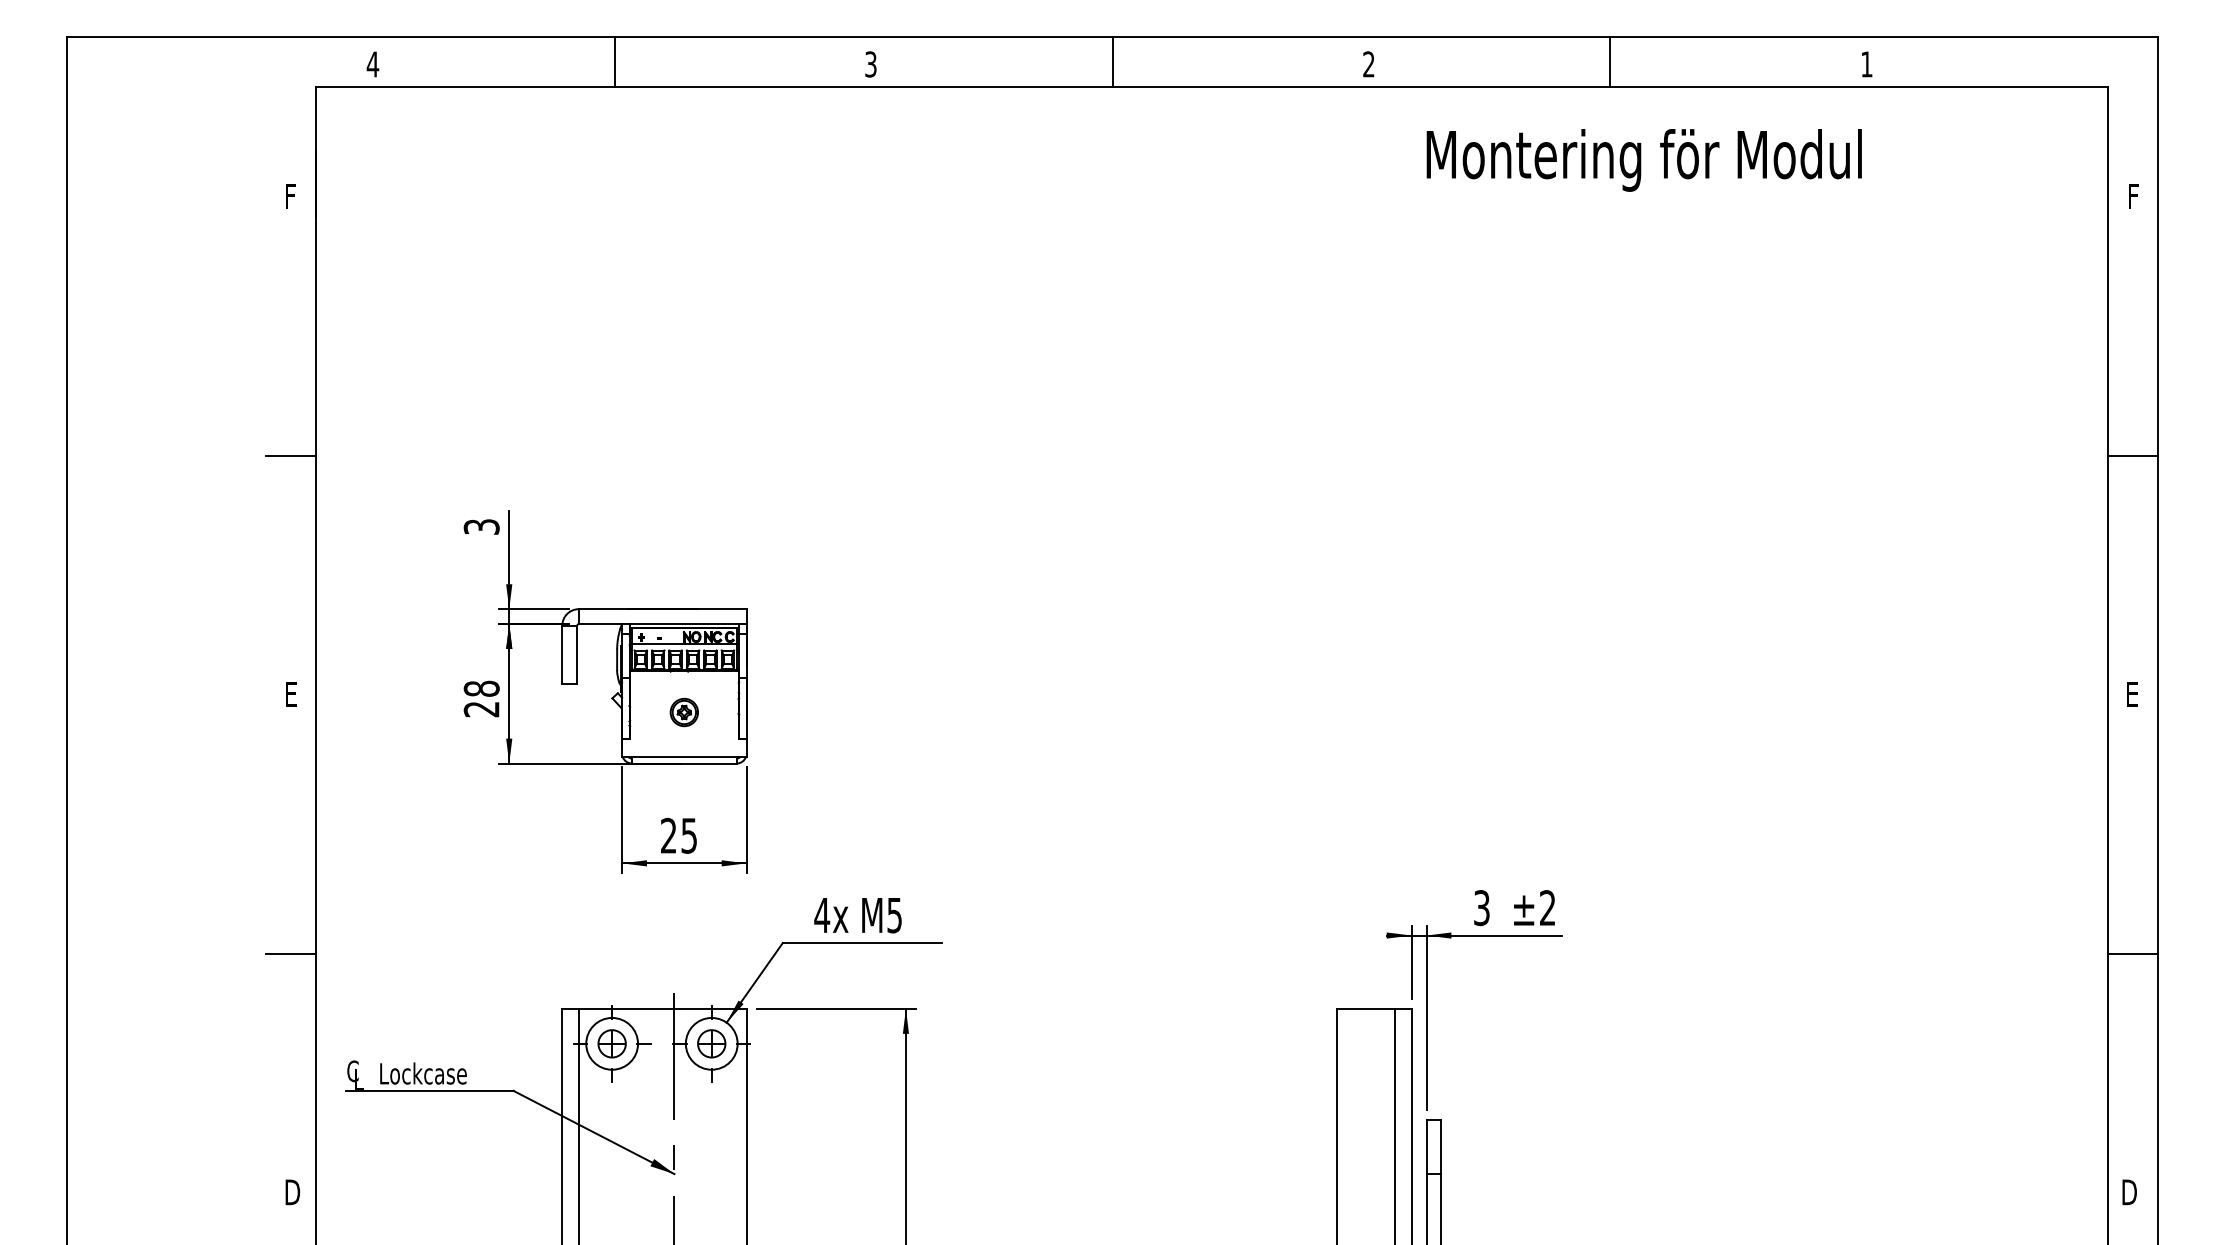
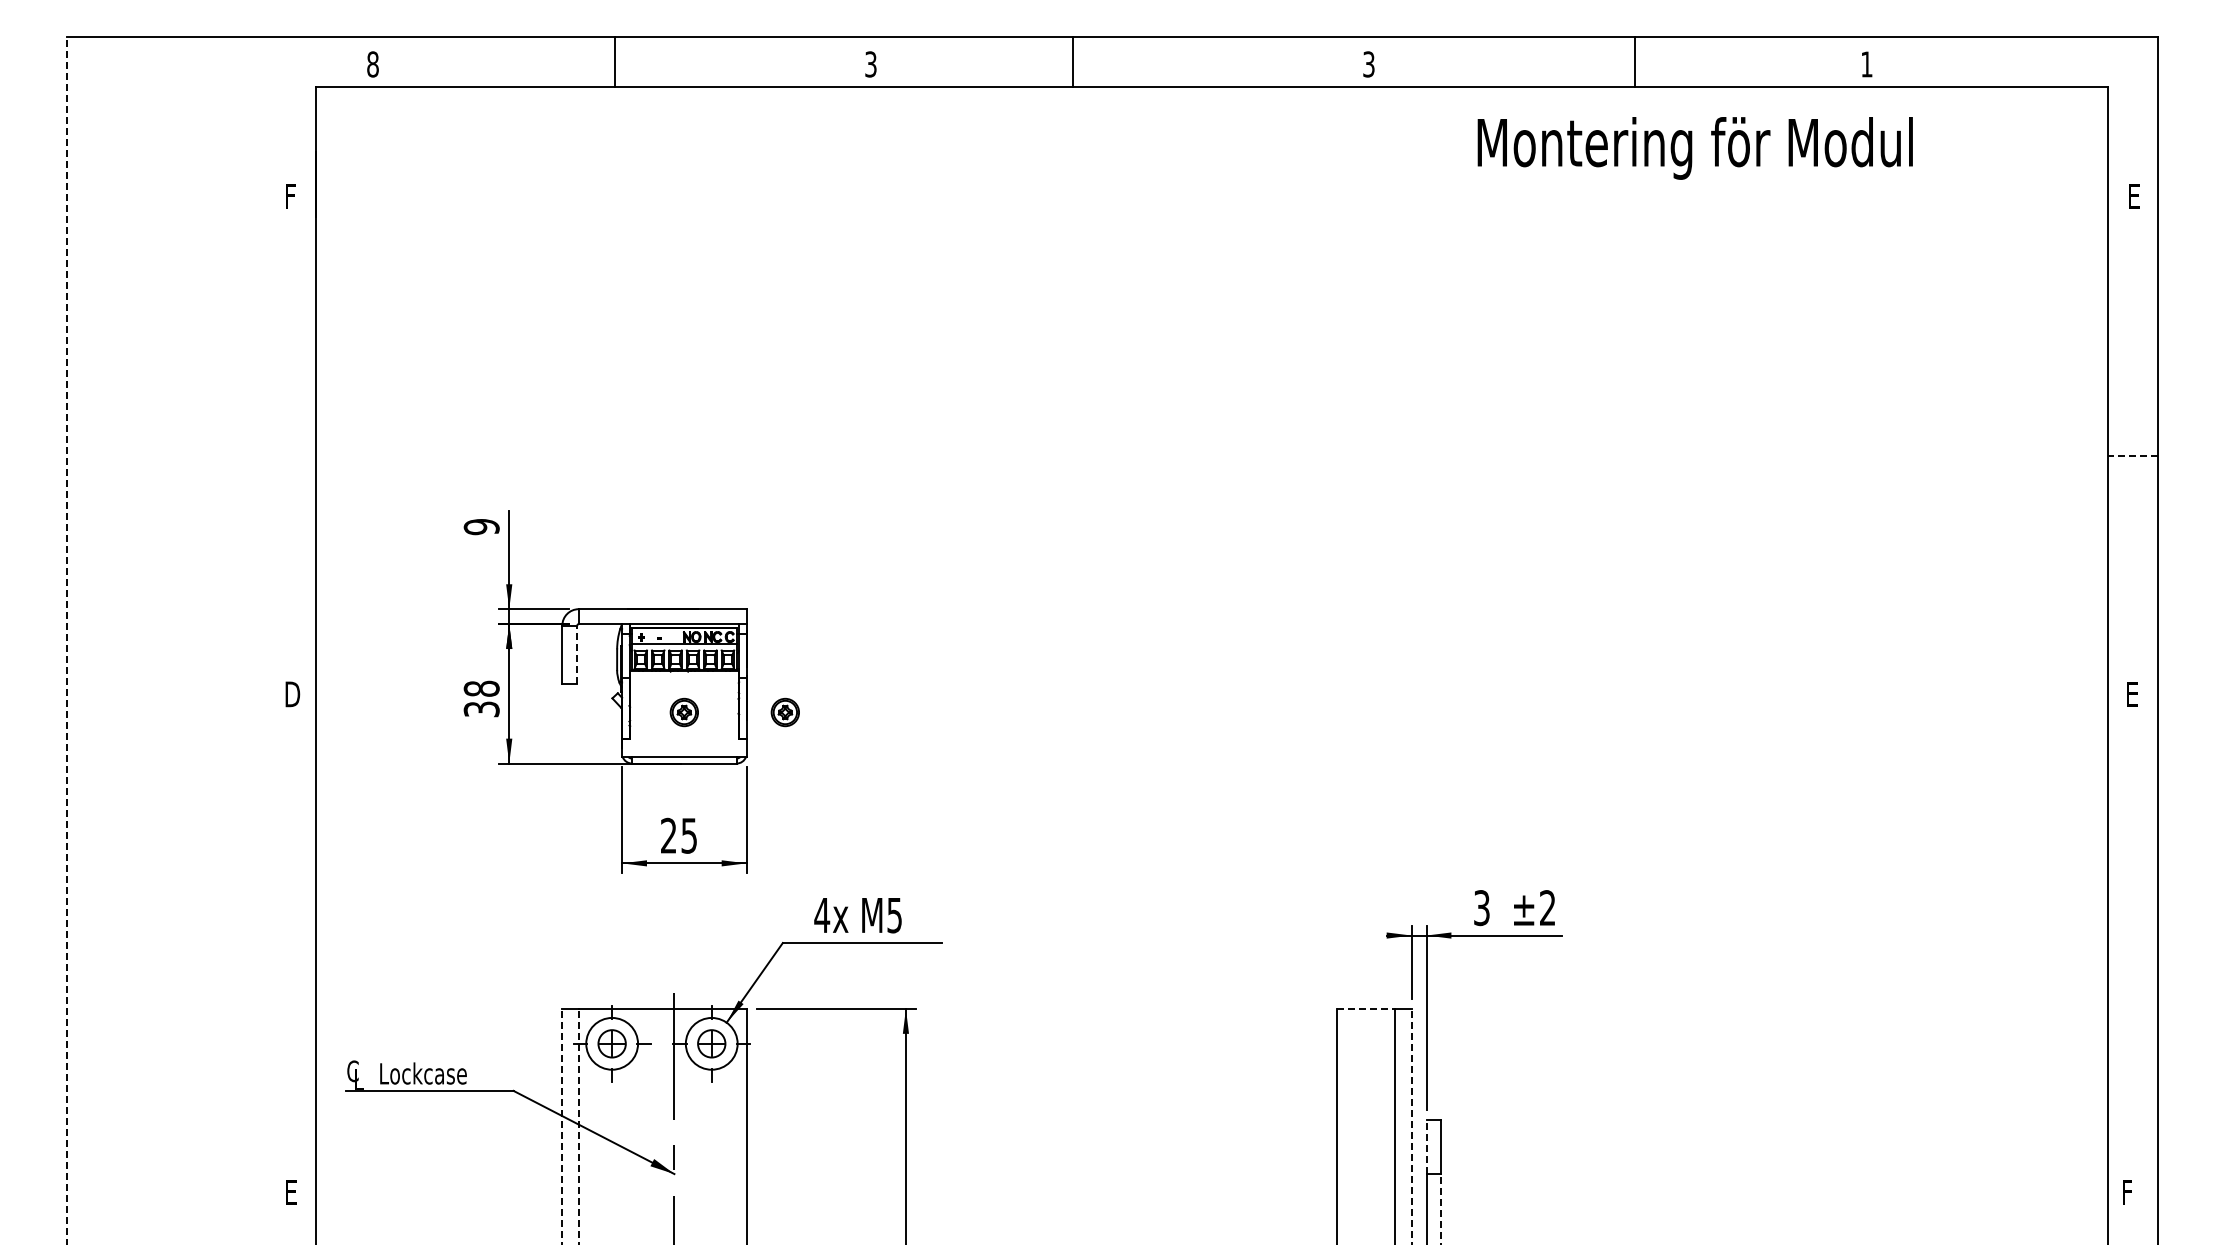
line position: (1112, 62) -> (1072, 62) (1072, 62)
line position: (1610, 62) -> (1635, 62) (1635, 62)
text: 4 -> 8 (372, 64)
text: 2 -> 3 (1368, 64)
text position: (1643, 160) -> (1694, 148) (1694, 148)
text: F -> E (2135, 196)
line: present -> none (290, 455)
line: solid -> dashed (2133, 455)
text: 3 -> 9 (481, 527)
line: solid -> dashed (66, 640)
line: solid -> dashed (577, 654)
text: E -> D (292, 694)
text: 28 -> 38 (481, 709)
part: none -> present (784, 712)
line: present -> none (290, 953)
line: present -> none (2133, 953)
line: solid -> dashed (1366, 1008)
line: solid -> dashed (562, 1126)
line: solid -> dashed (578, 1126)
line: solid -> dashed (1411, 1126)
line: solid -> dashed (1426, 1146)
text: D -> E (292, 1192)
text: D -> F (2129, 1192)
line: solid -> dashed (1441, 1209)
